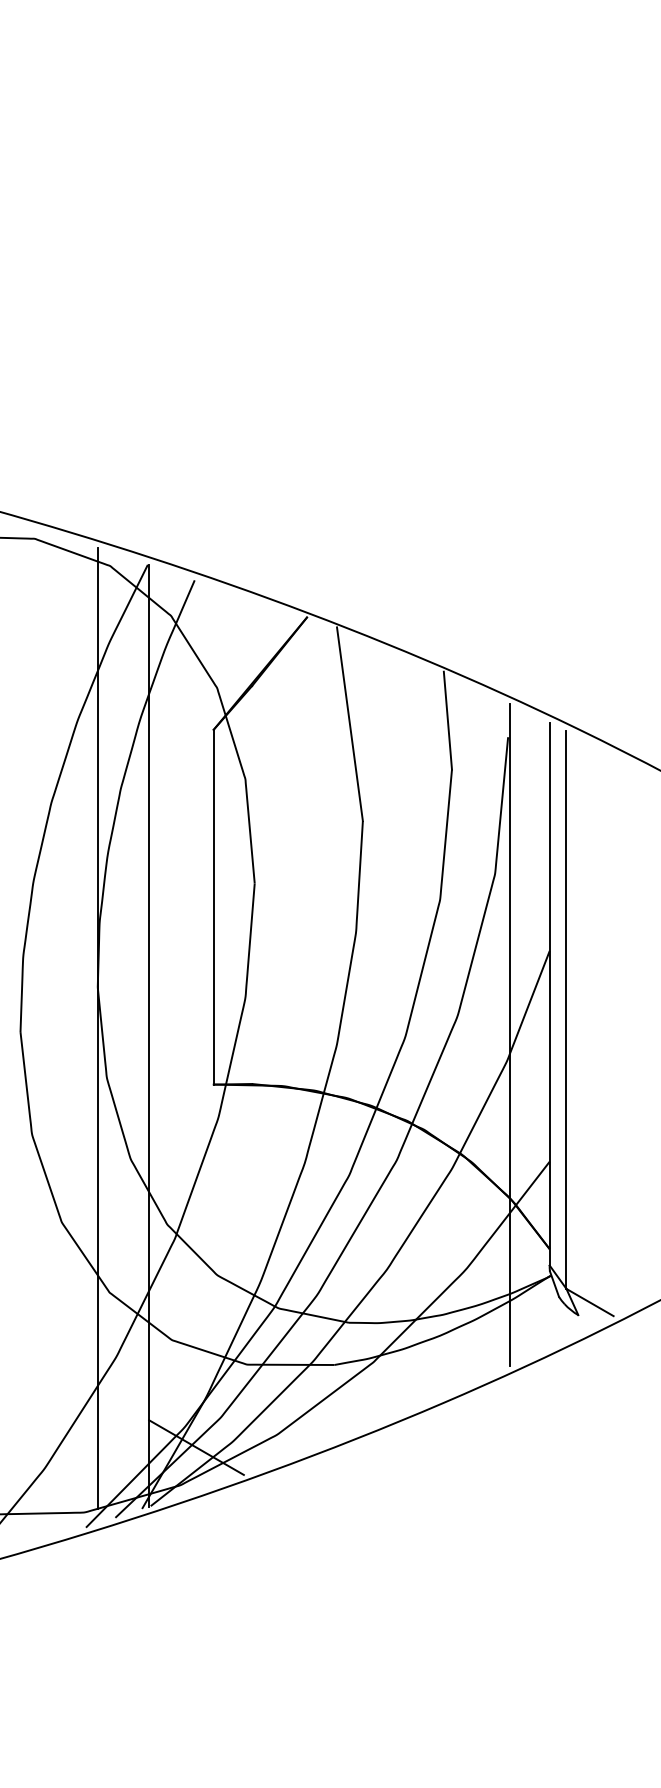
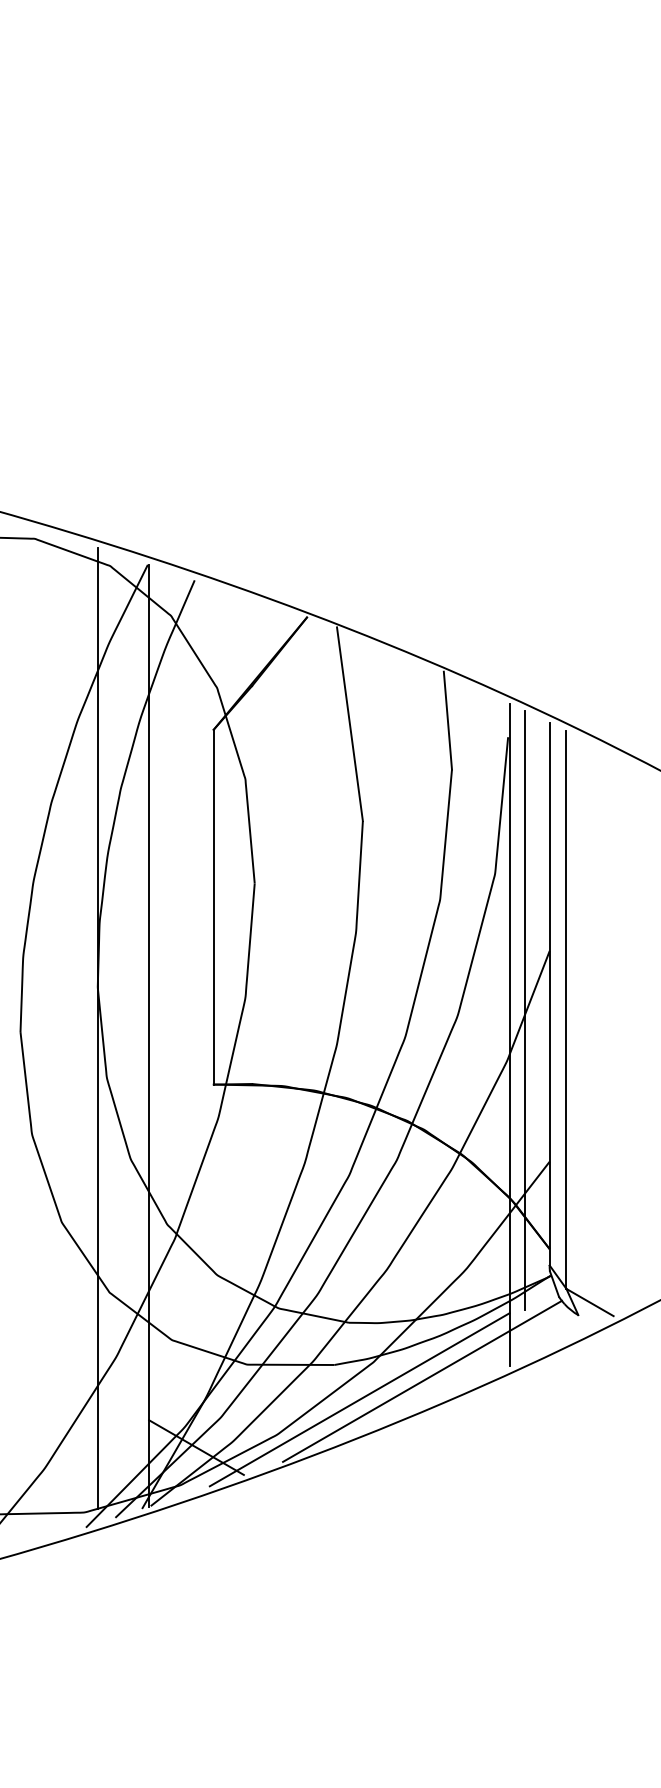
line: none -> present (525, 1010)
line: none -> present (422, 1380)
line: none -> present (359, 1399)
